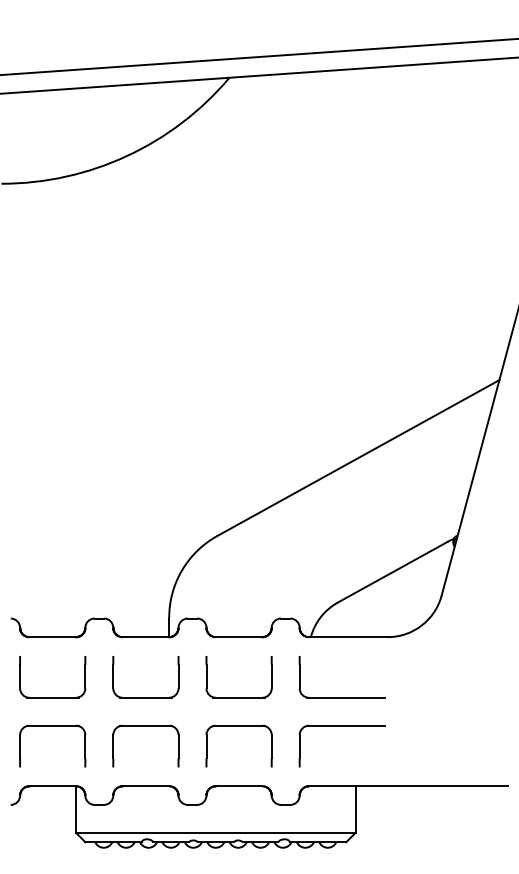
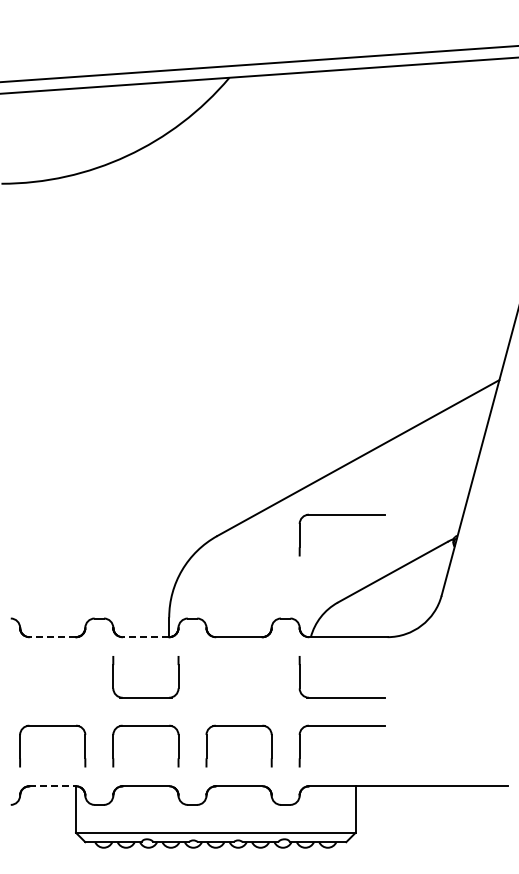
line position: (258, 57) -> (258, 64) (258, 64)
part: none -> present (341, 515)
line: solid -> dashed (52, 637)
line: solid -> dashed (145, 637)
part: present -> none (52, 697)
part: present -> none (238, 697)
line: solid -> dashed (53, 786)
